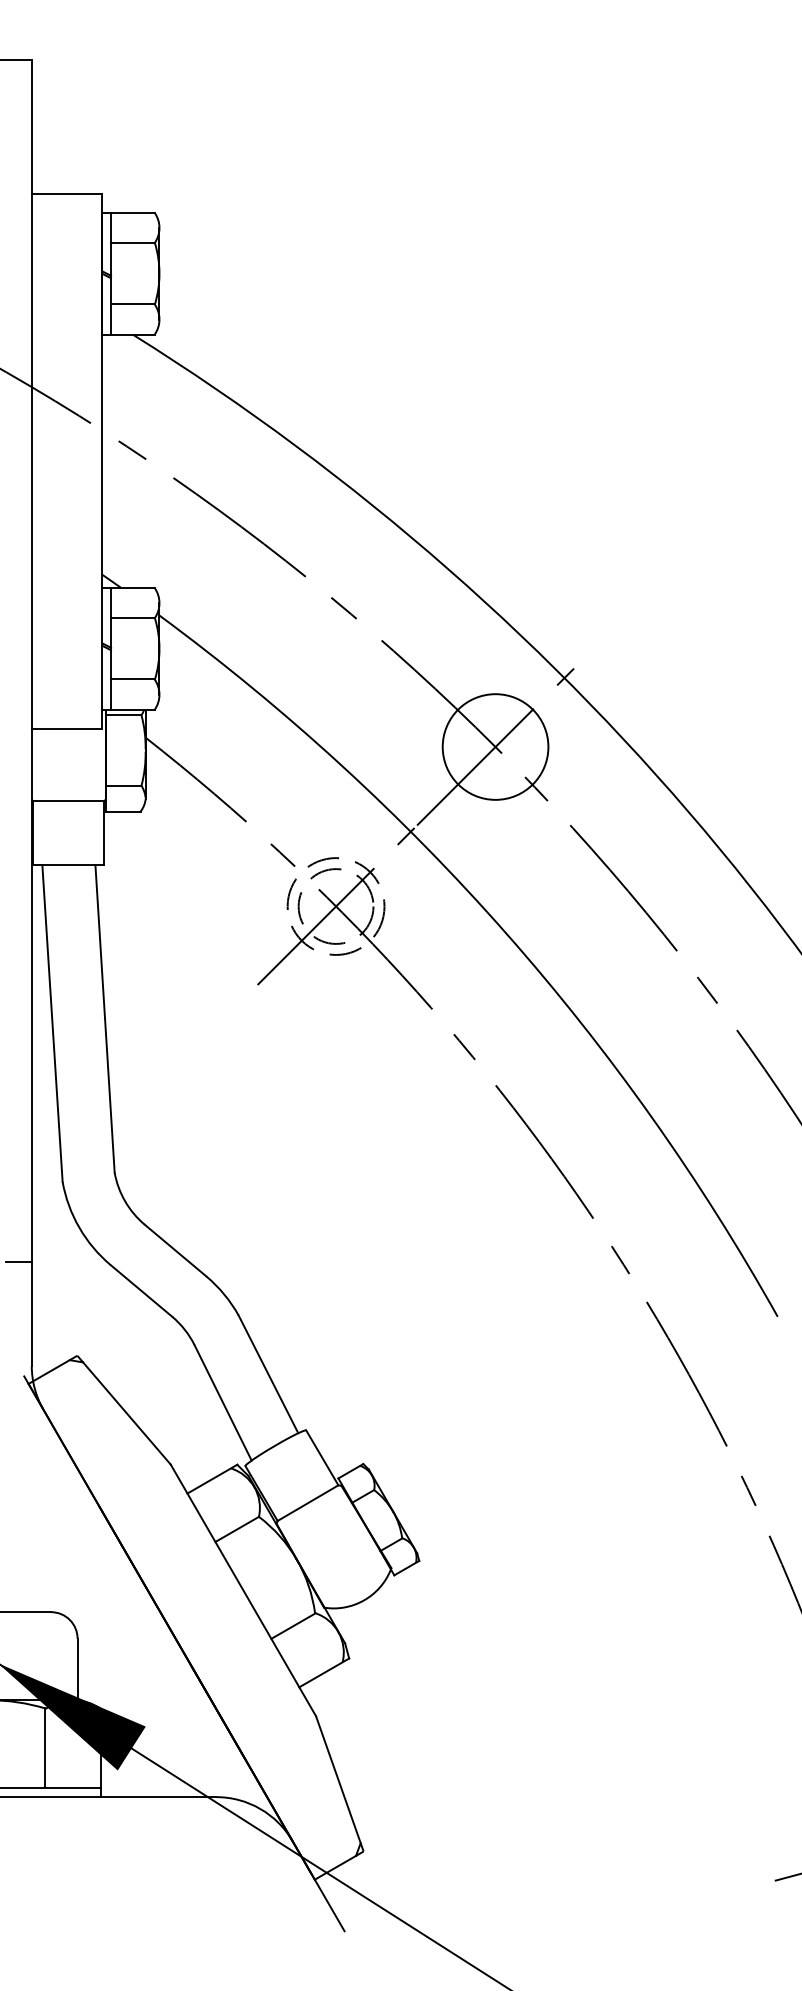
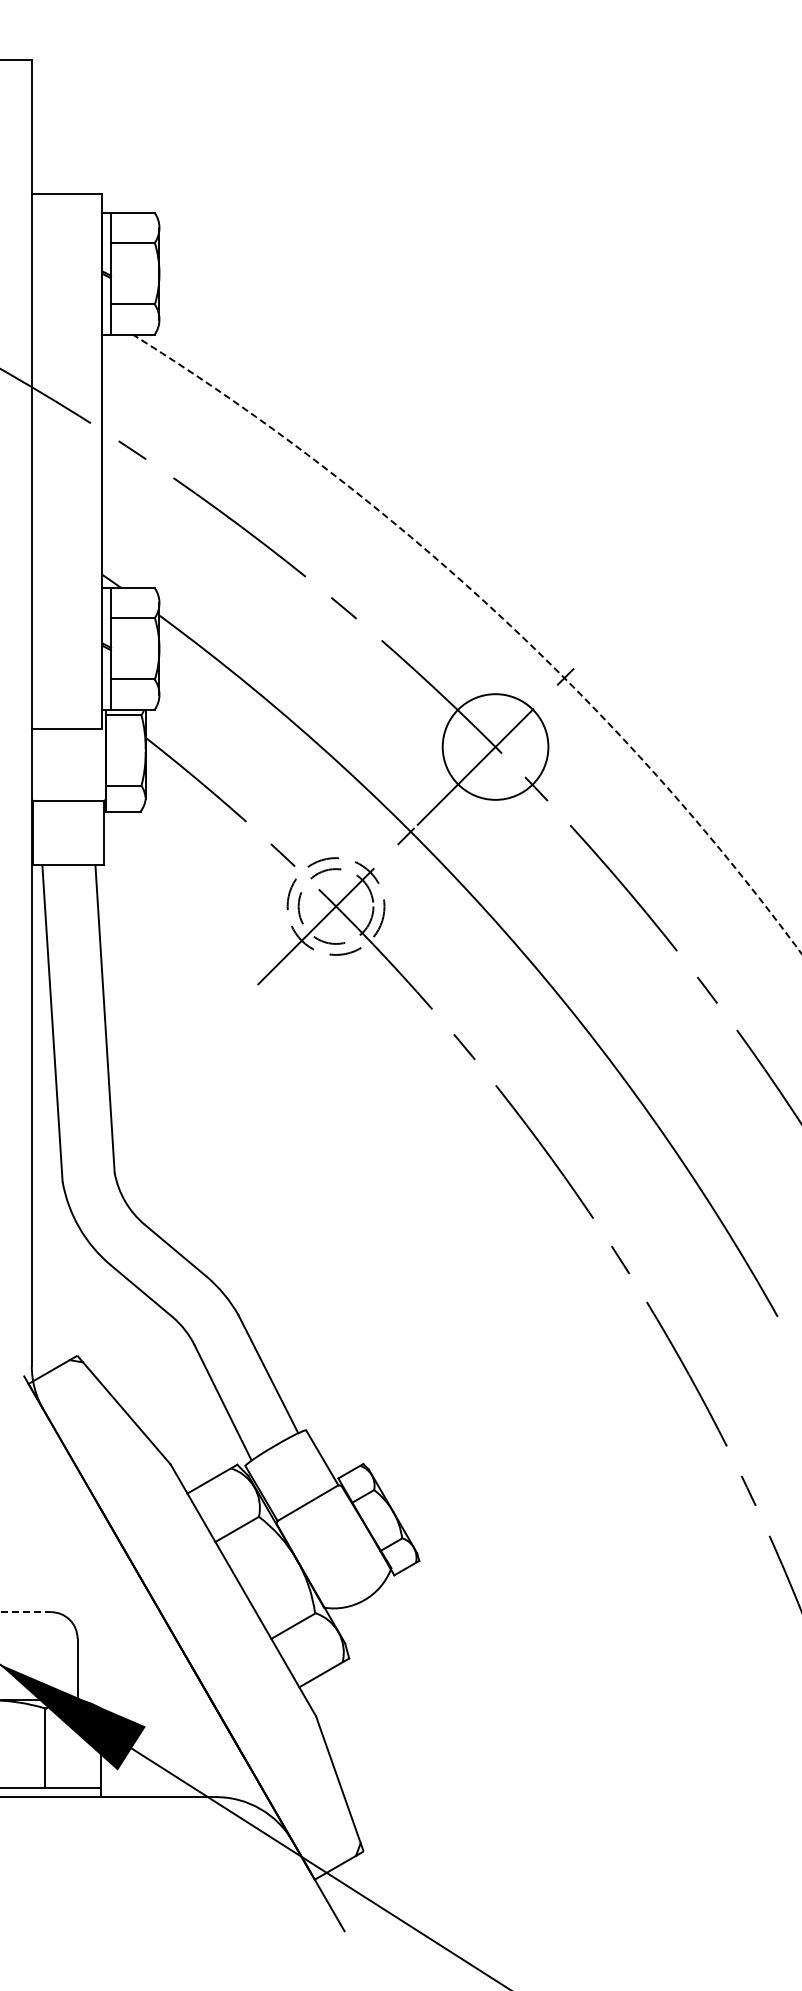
arc: solid -> dashed (494, 611)
line: present -> none (18, 1261)
line: solid -> dashed (26, 1612)
line: present -> none (786, 1877)
